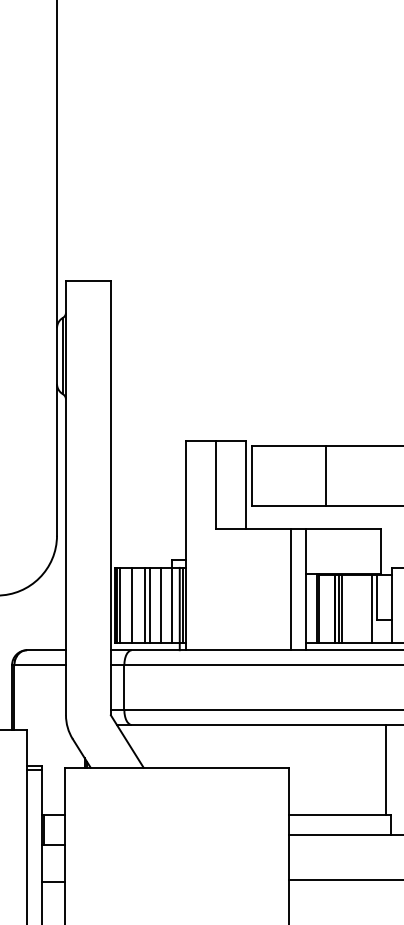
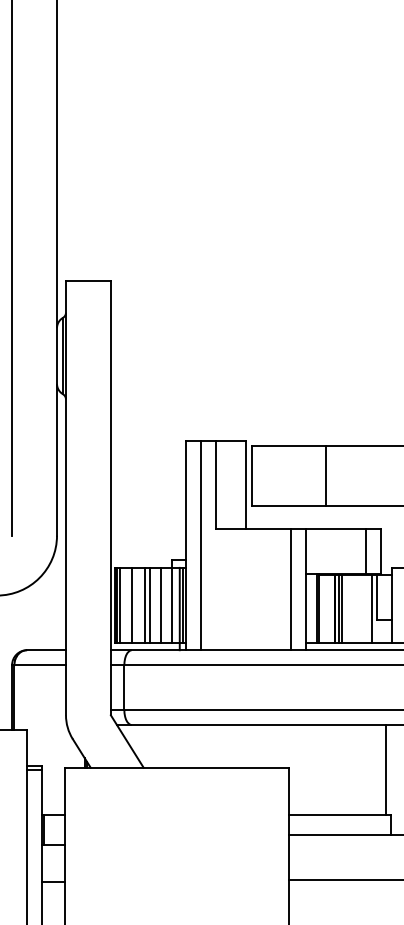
line: none -> present (12, 268)
line: none -> present (201, 545)
line: none -> present (365, 550)
